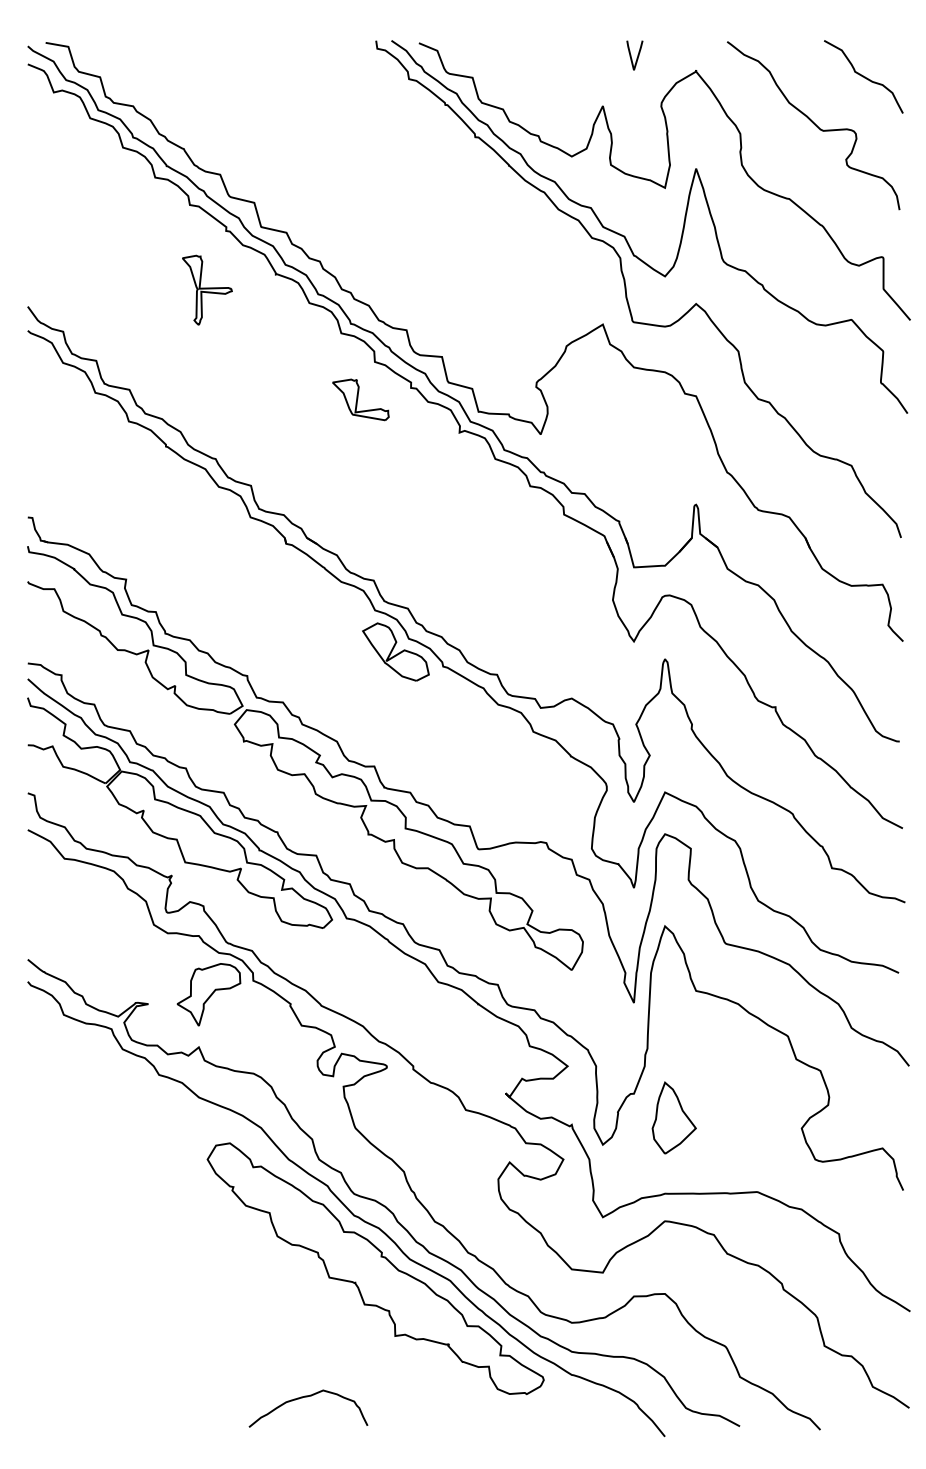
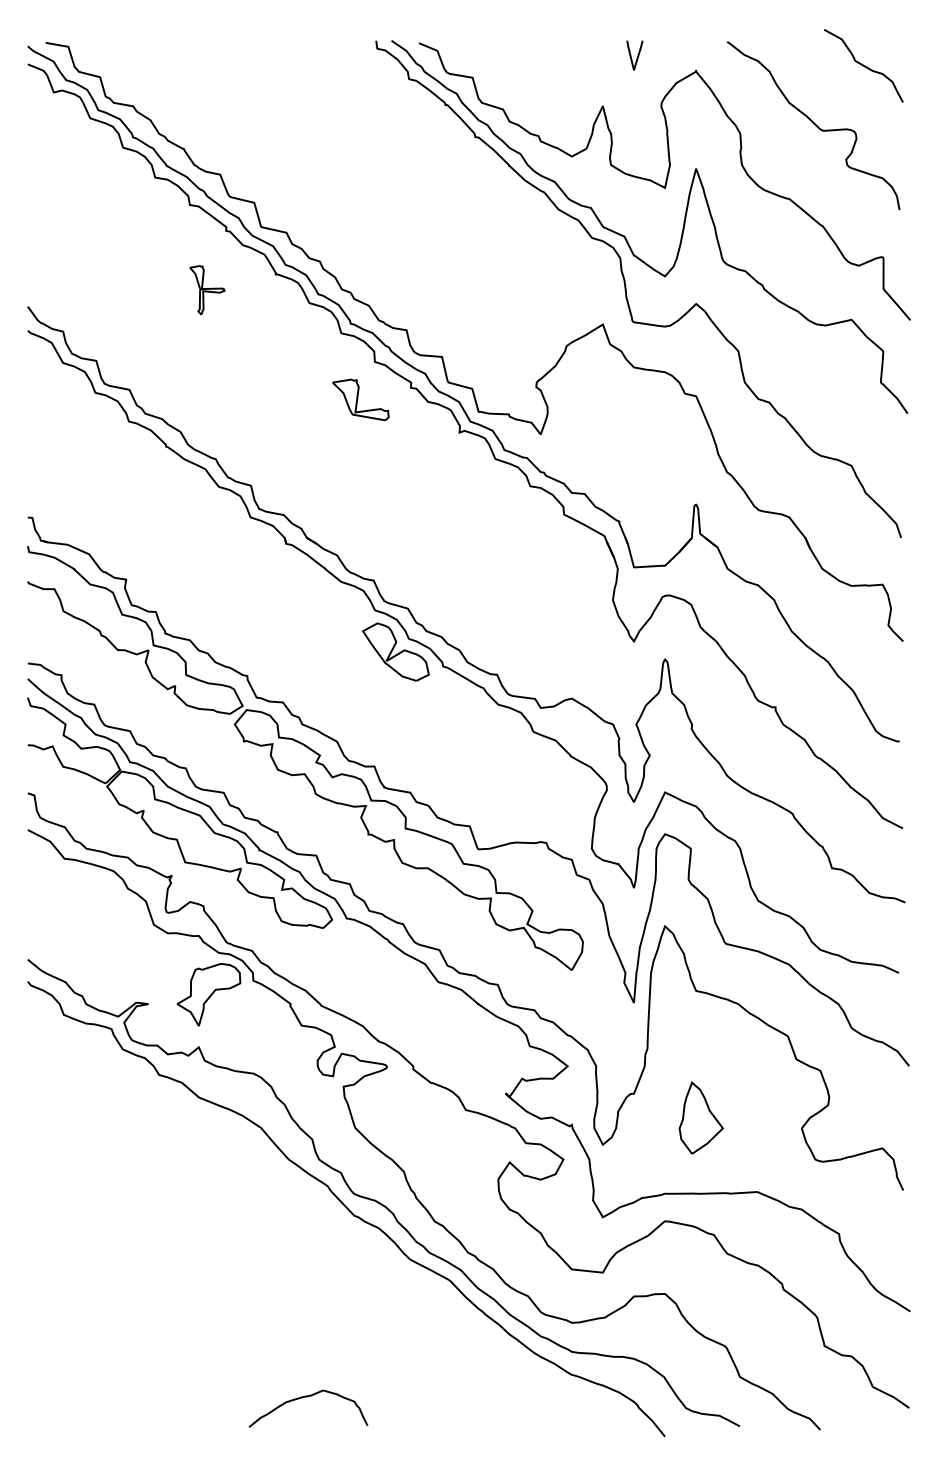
curve position: (863, 76) -> (863, 65) (863, 65)
part size: 51x72 px -> 37x50 px (207, 289)
part position: (673, 1117) -> (700, 1117) (700, 1117)
part: present -> none (375, 1268)
